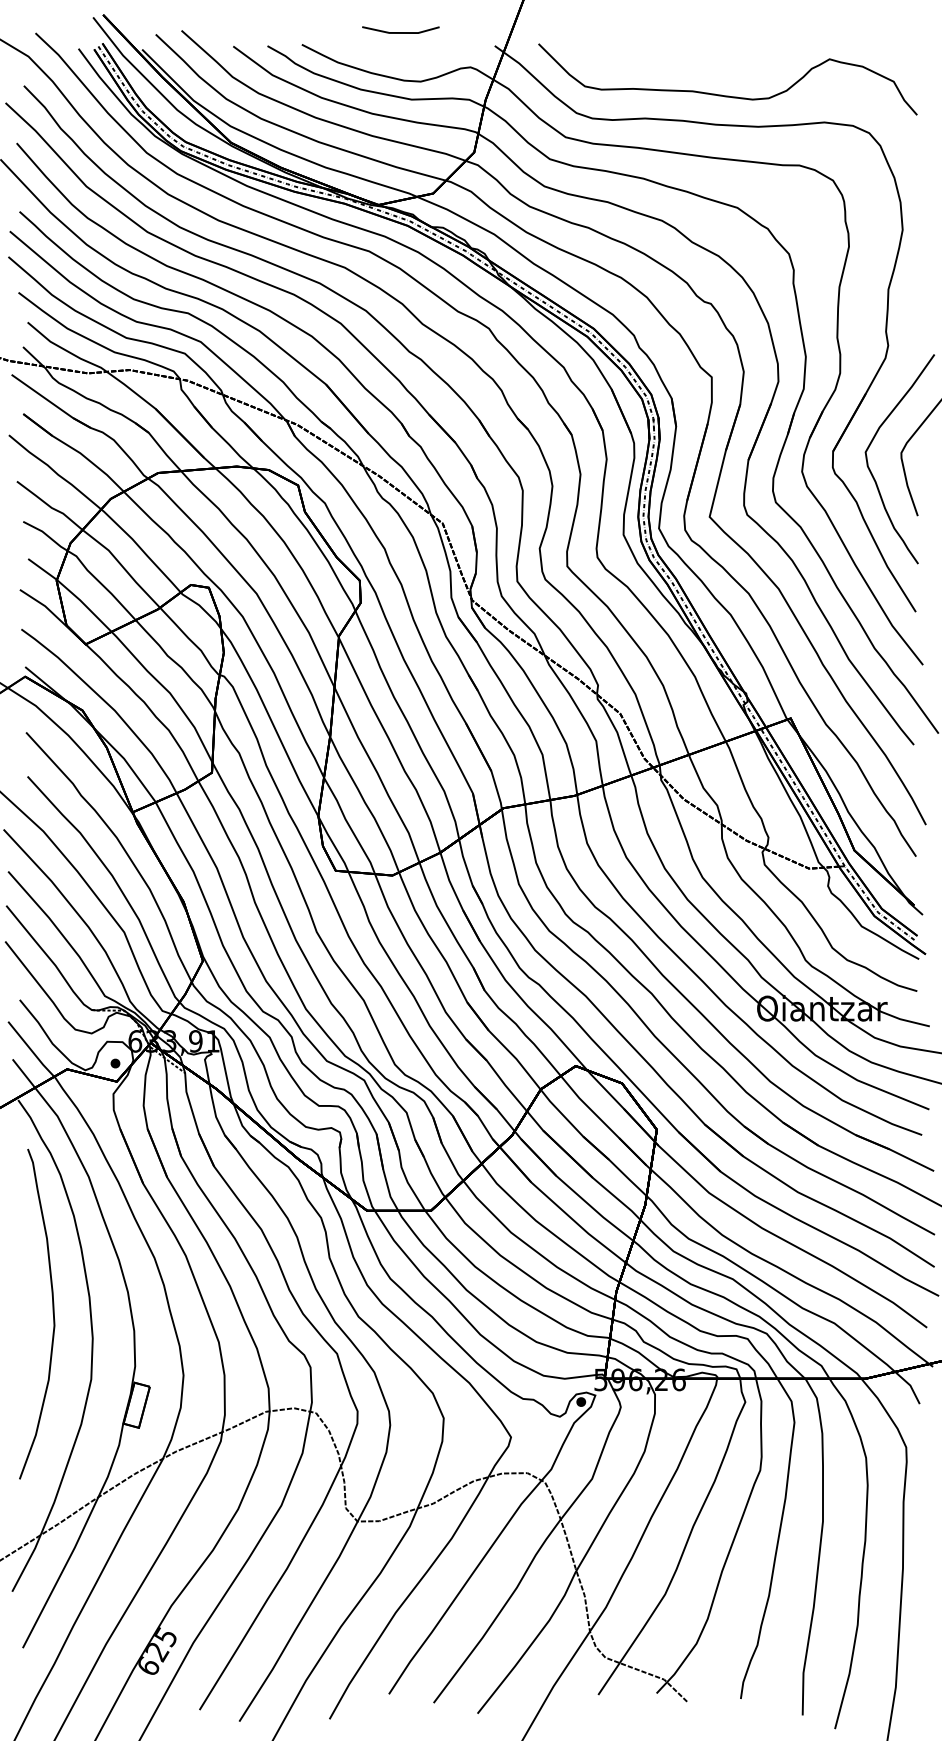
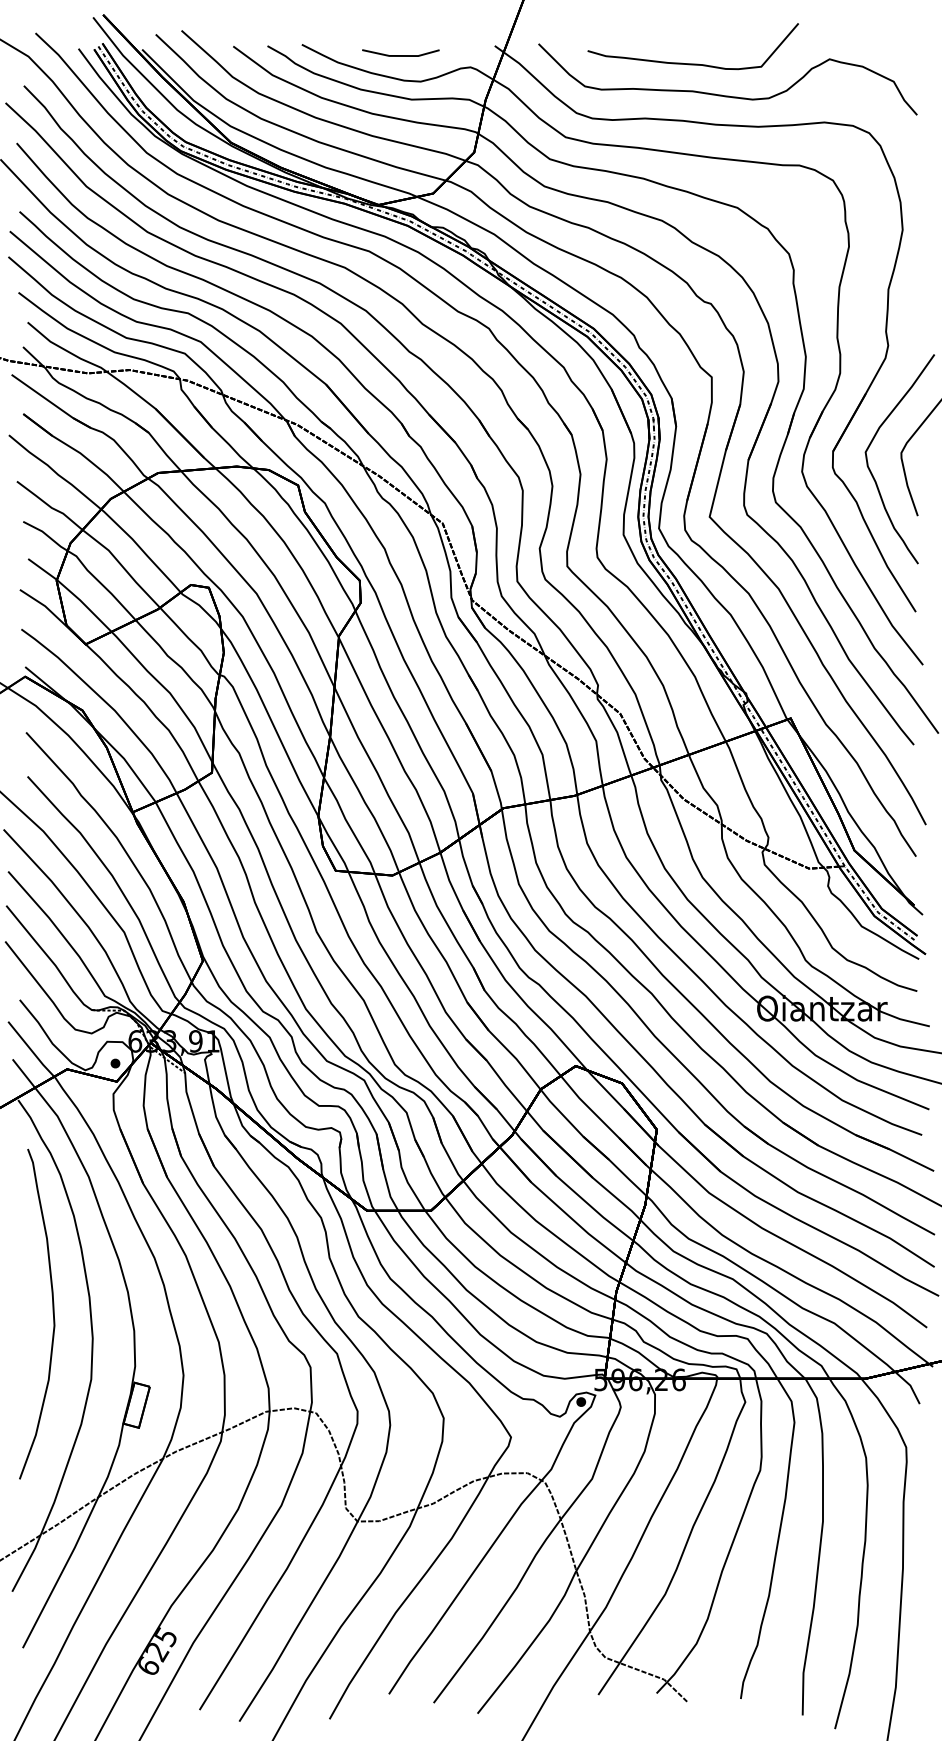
line position: (400, 32) -> (400, 55) (400, 55)
curve: none -> present (692, 63)
